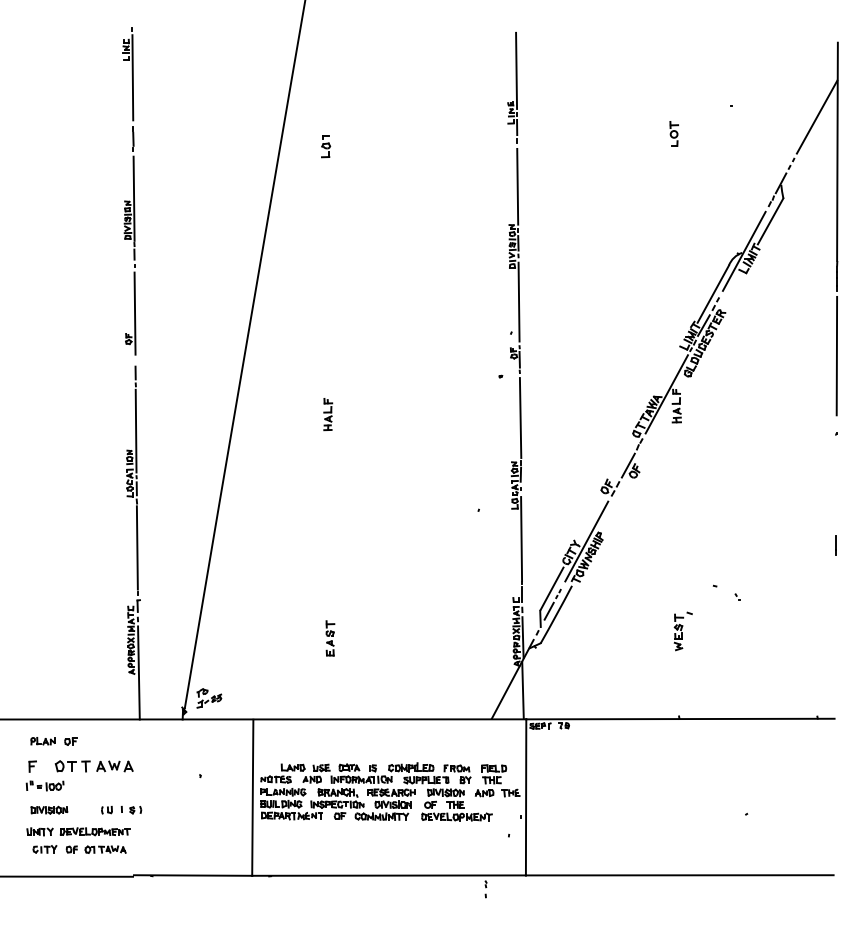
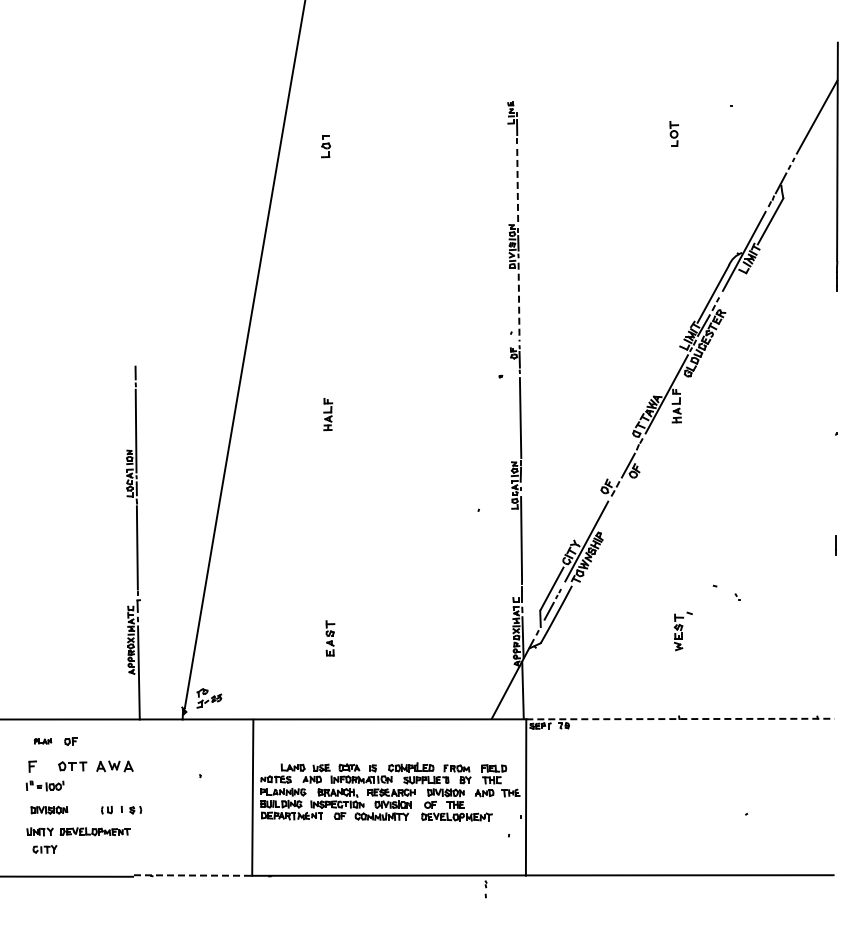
line: present -> none (516, 70)
line: solid -> dashed (517, 186)
part: present -> none (129, 191)
line: solid -> dashed (519, 302)
line: present -> none (836, 355)
line: solid -> dashed (680, 719)
part size: 26x9 px -> 20x7 px (42, 741)
part size: 37x13 px -> 30x11 px (72, 766)
part: present -> none (95, 849)
line: solid -> dashed (193, 875)
